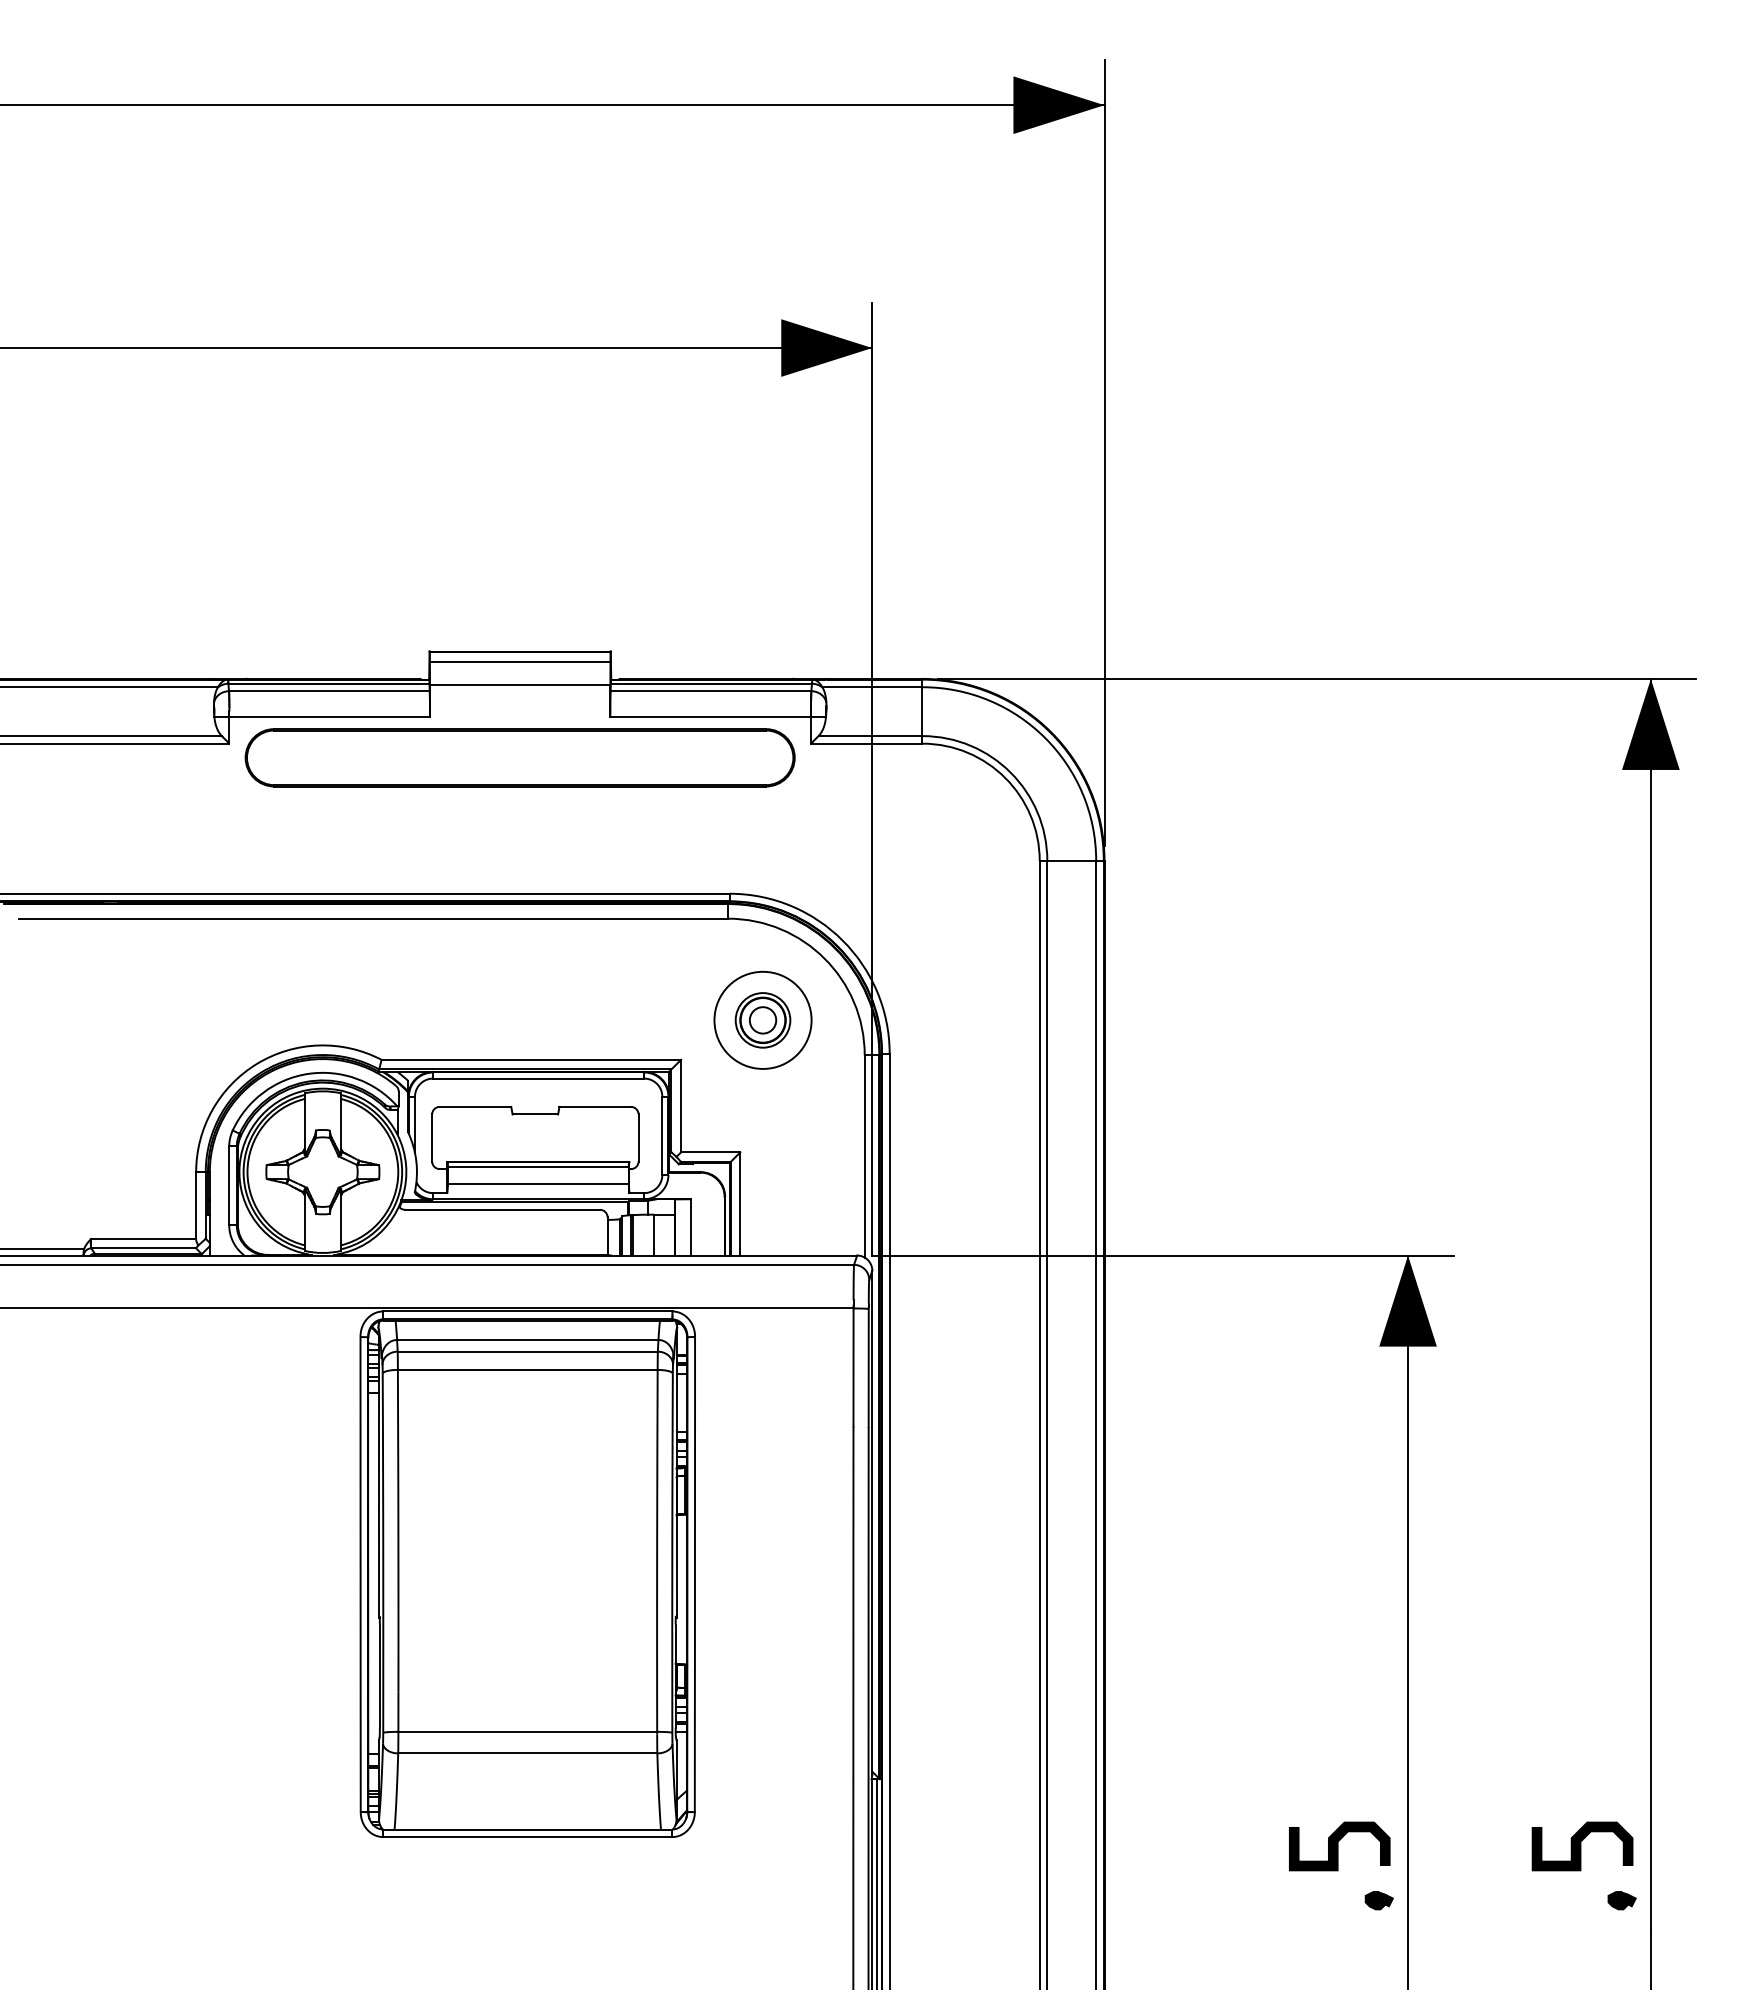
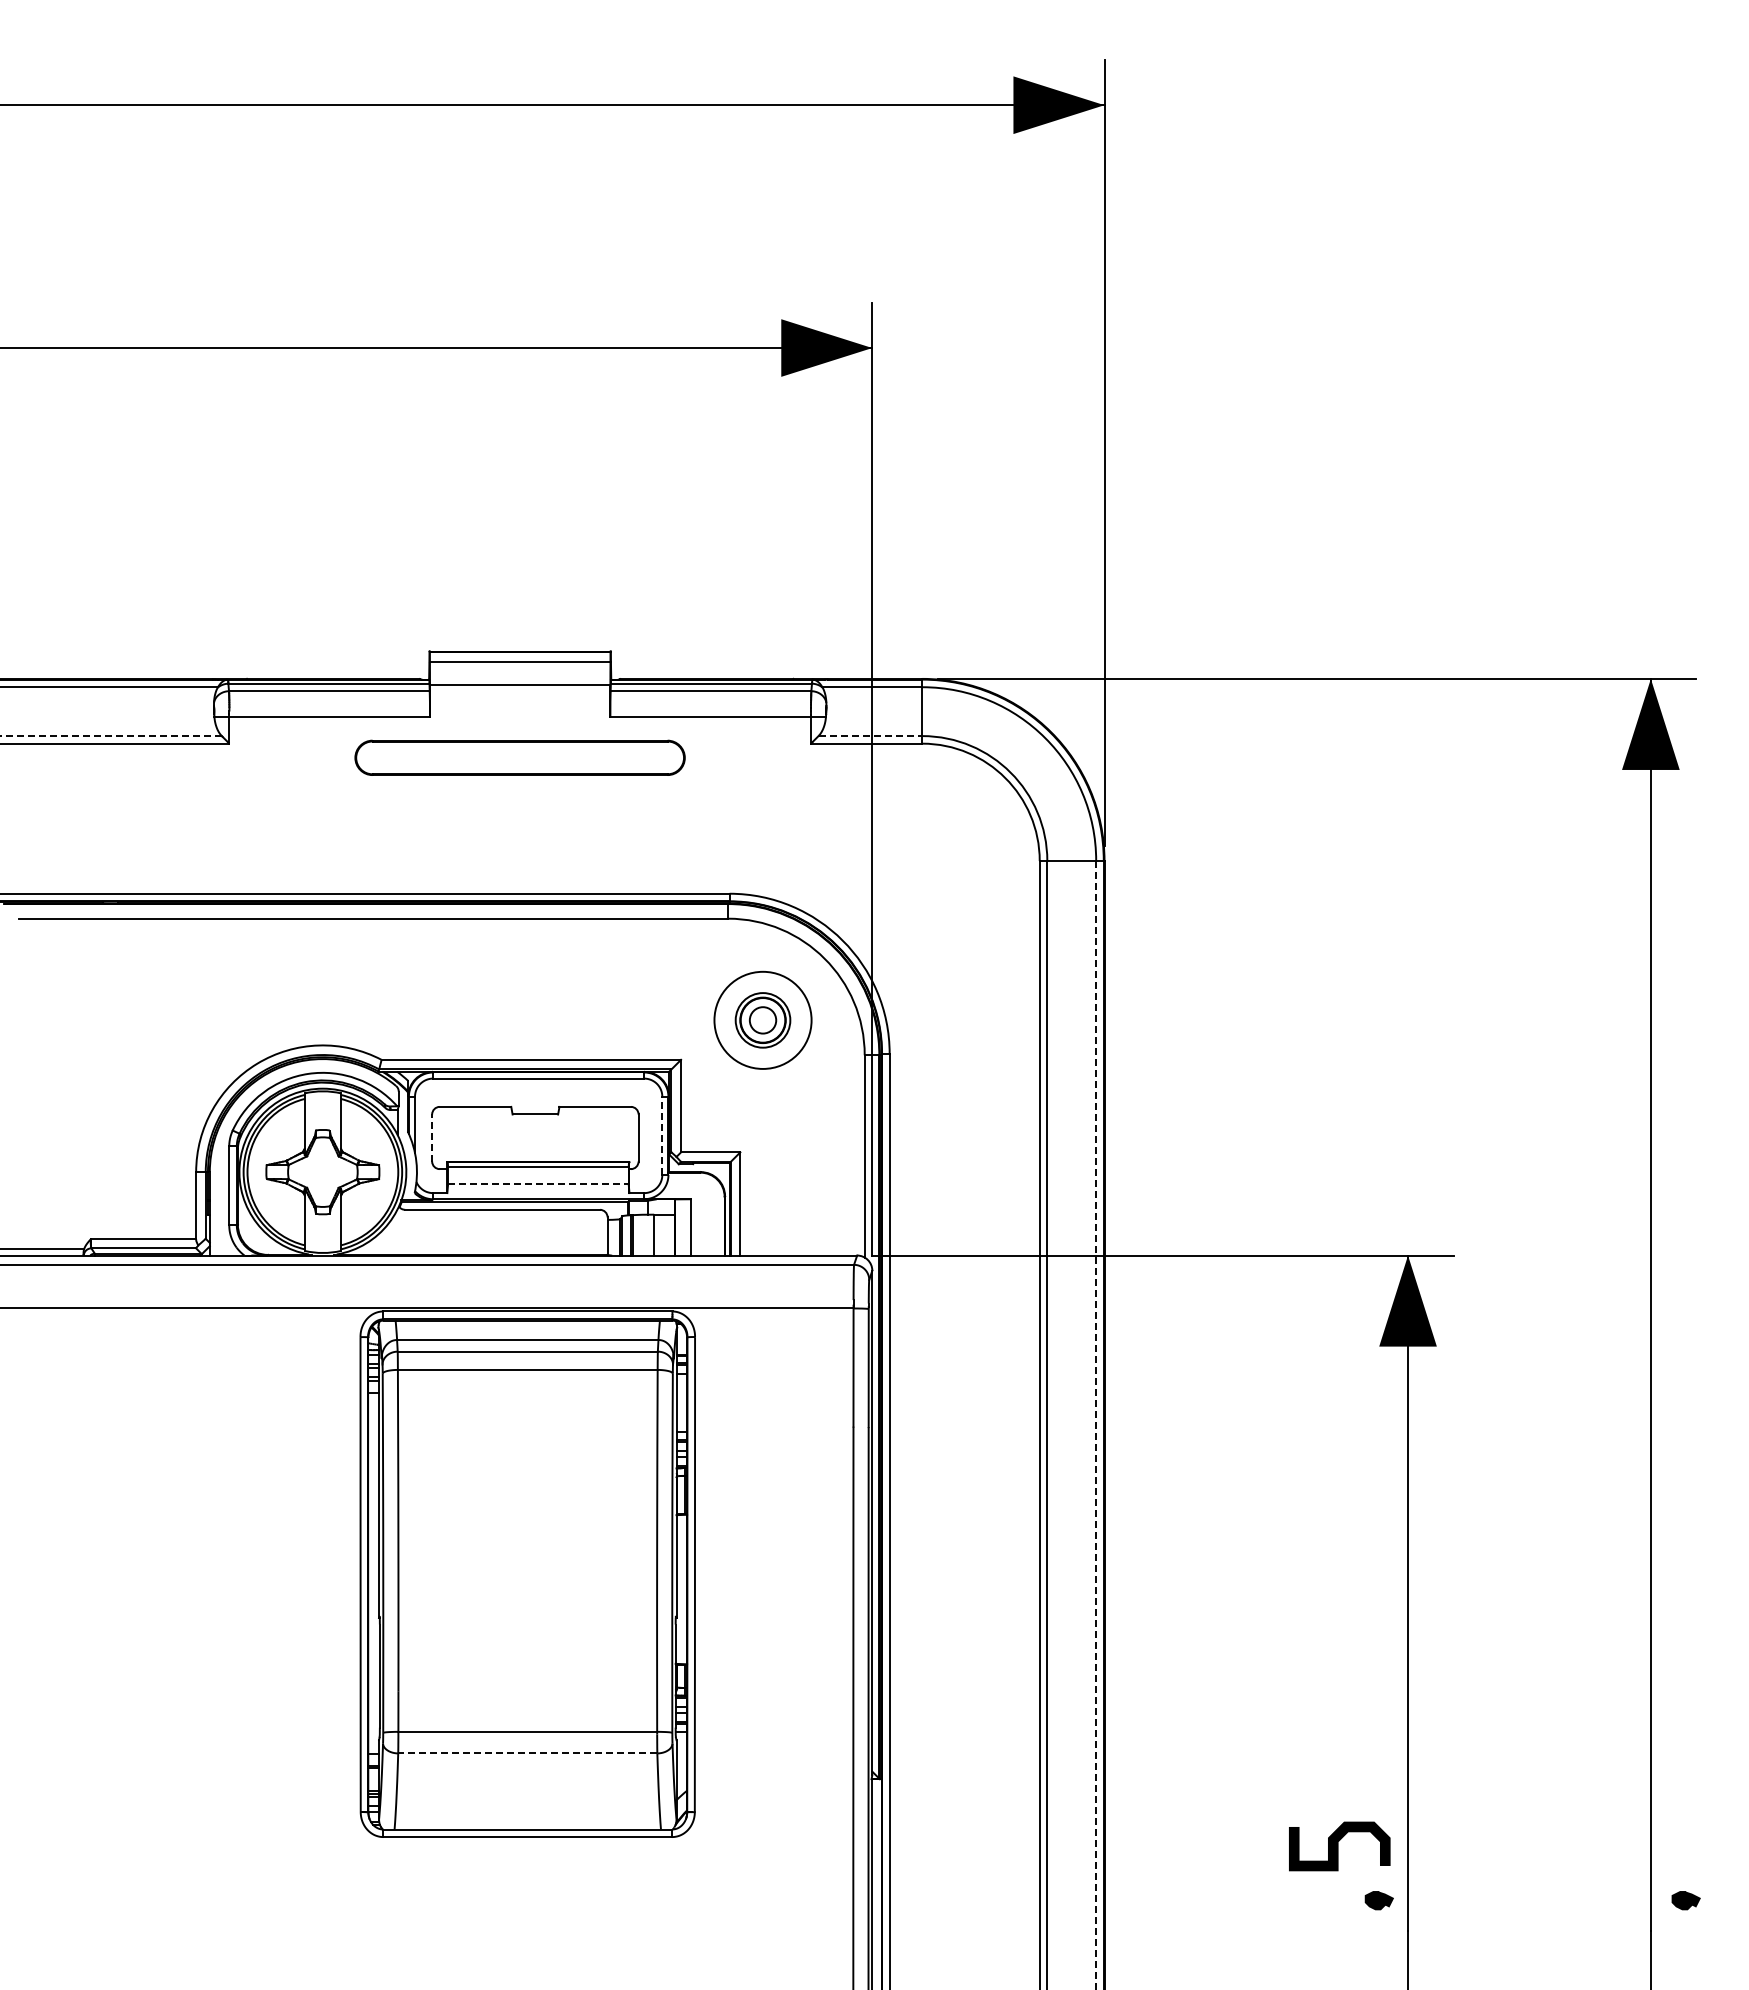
line: solid -> dashed (110, 736)
line: solid -> dashed (870, 736)
part size: 552x60 px -> 332x37 px (519, 757)
line: solid -> dashed (662, 1135)
line: solid -> dashed (432, 1138)
line: solid -> dashed (538, 1183)
line: solid -> dashed (1096, 1425)
line: solid -> dashed (527, 1753)
curve: present -> none (1581, 1846)
line: present -> none (876, 1882)
part position: (1621, 1900) -> (1685, 1900) (1685, 1900)
